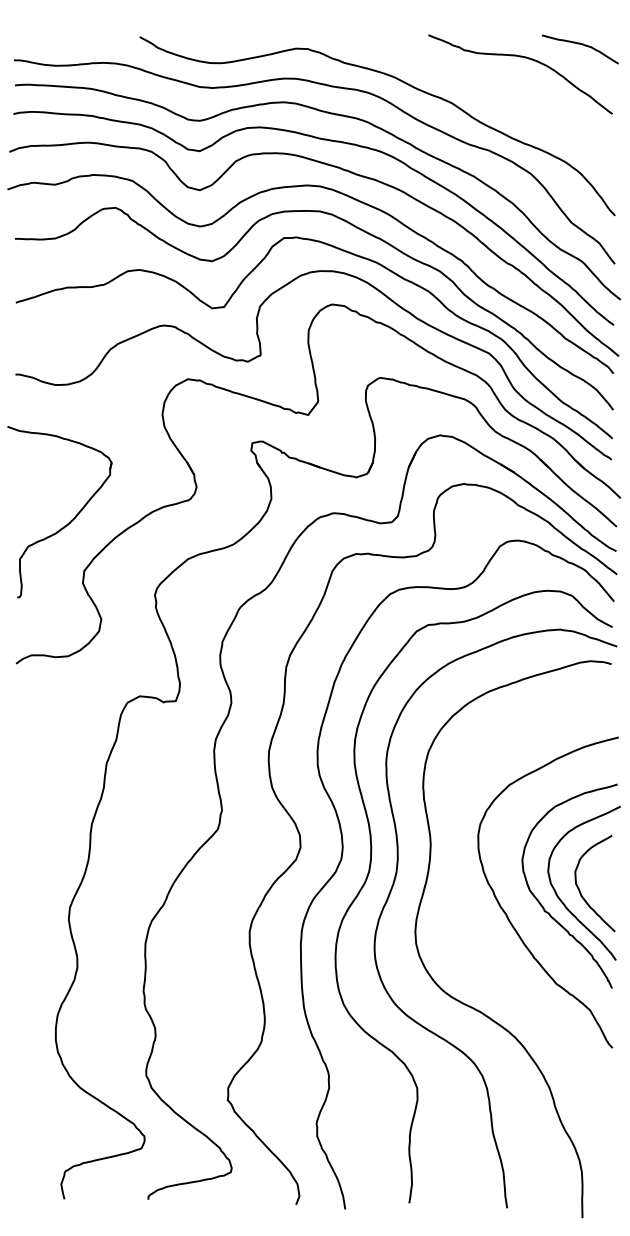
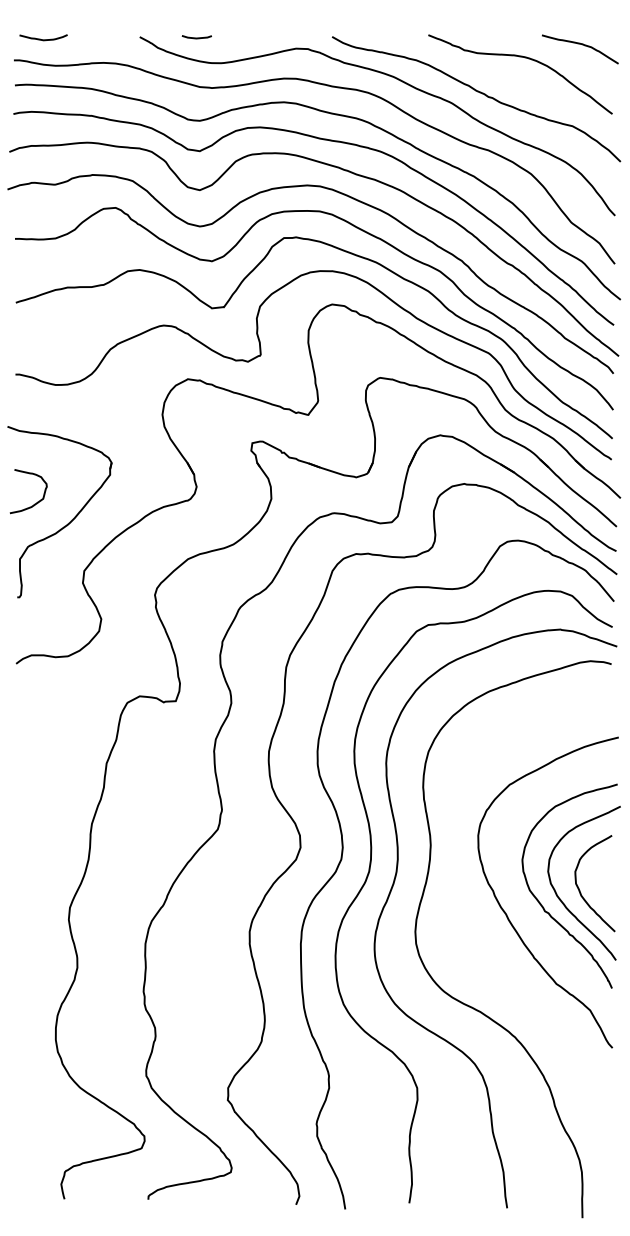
line: none -> present (196, 37)
curve: none -> present (43, 39)
curve: none -> present (479, 93)
curve: none -> present (34, 503)
